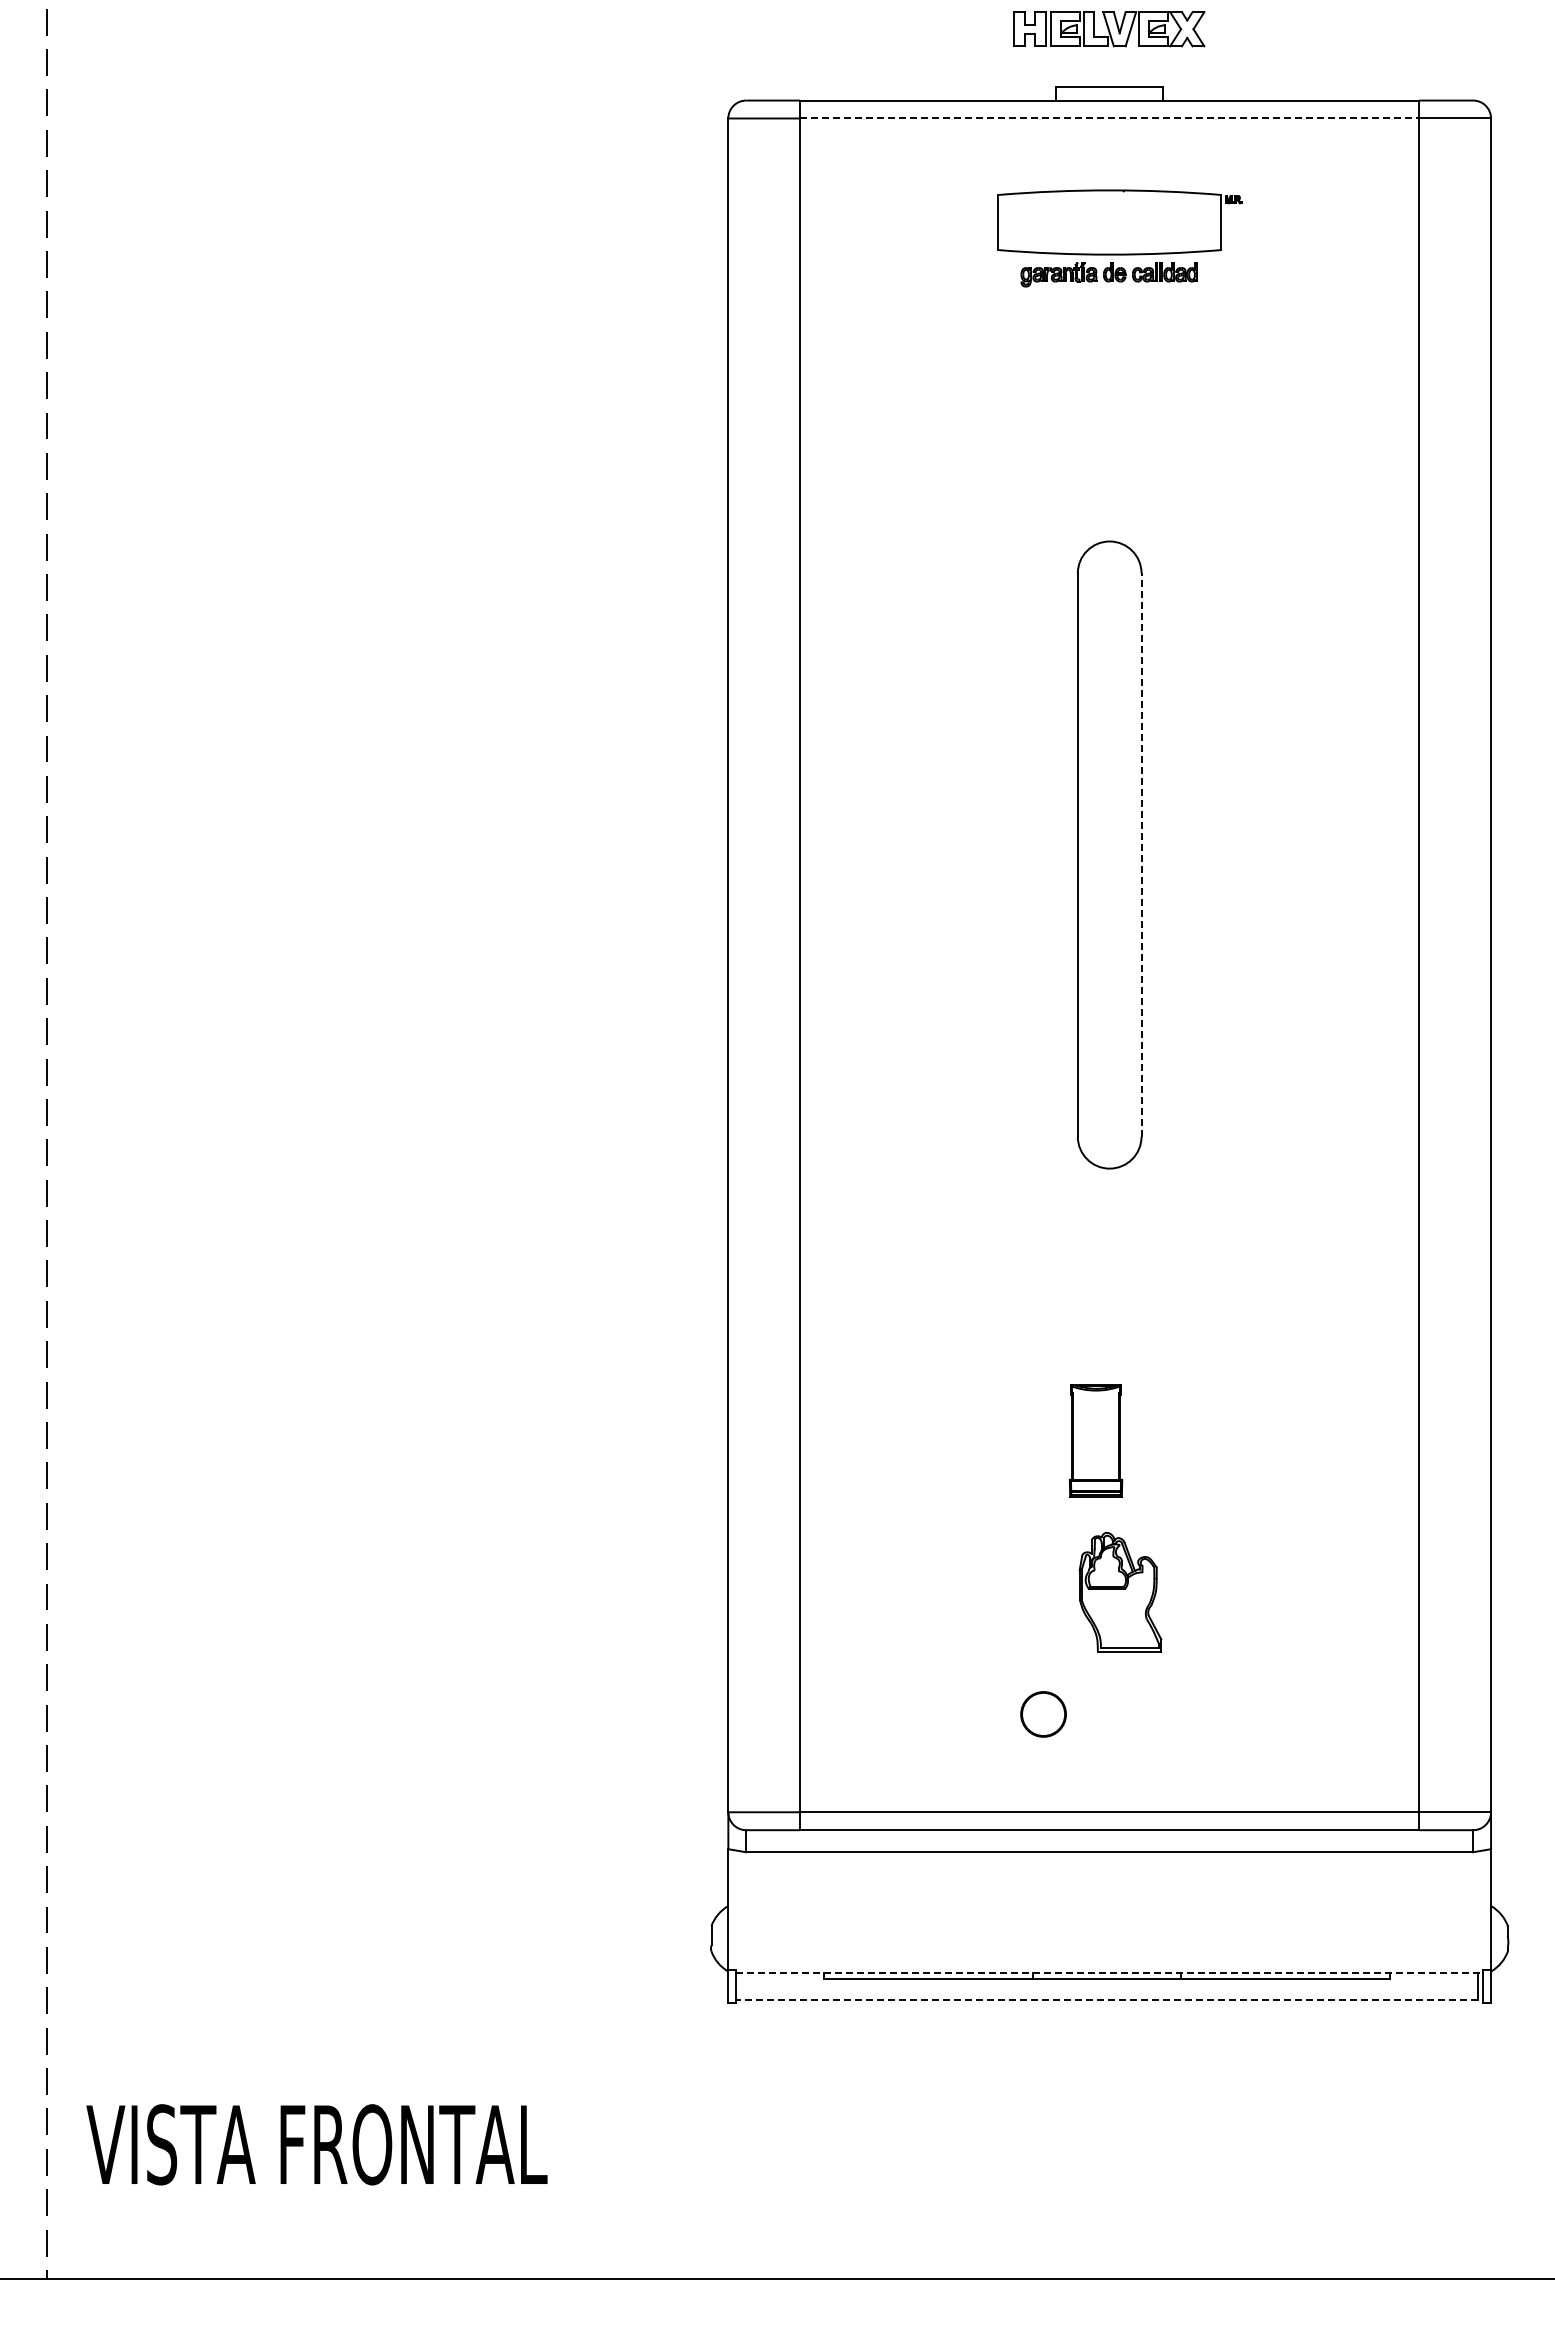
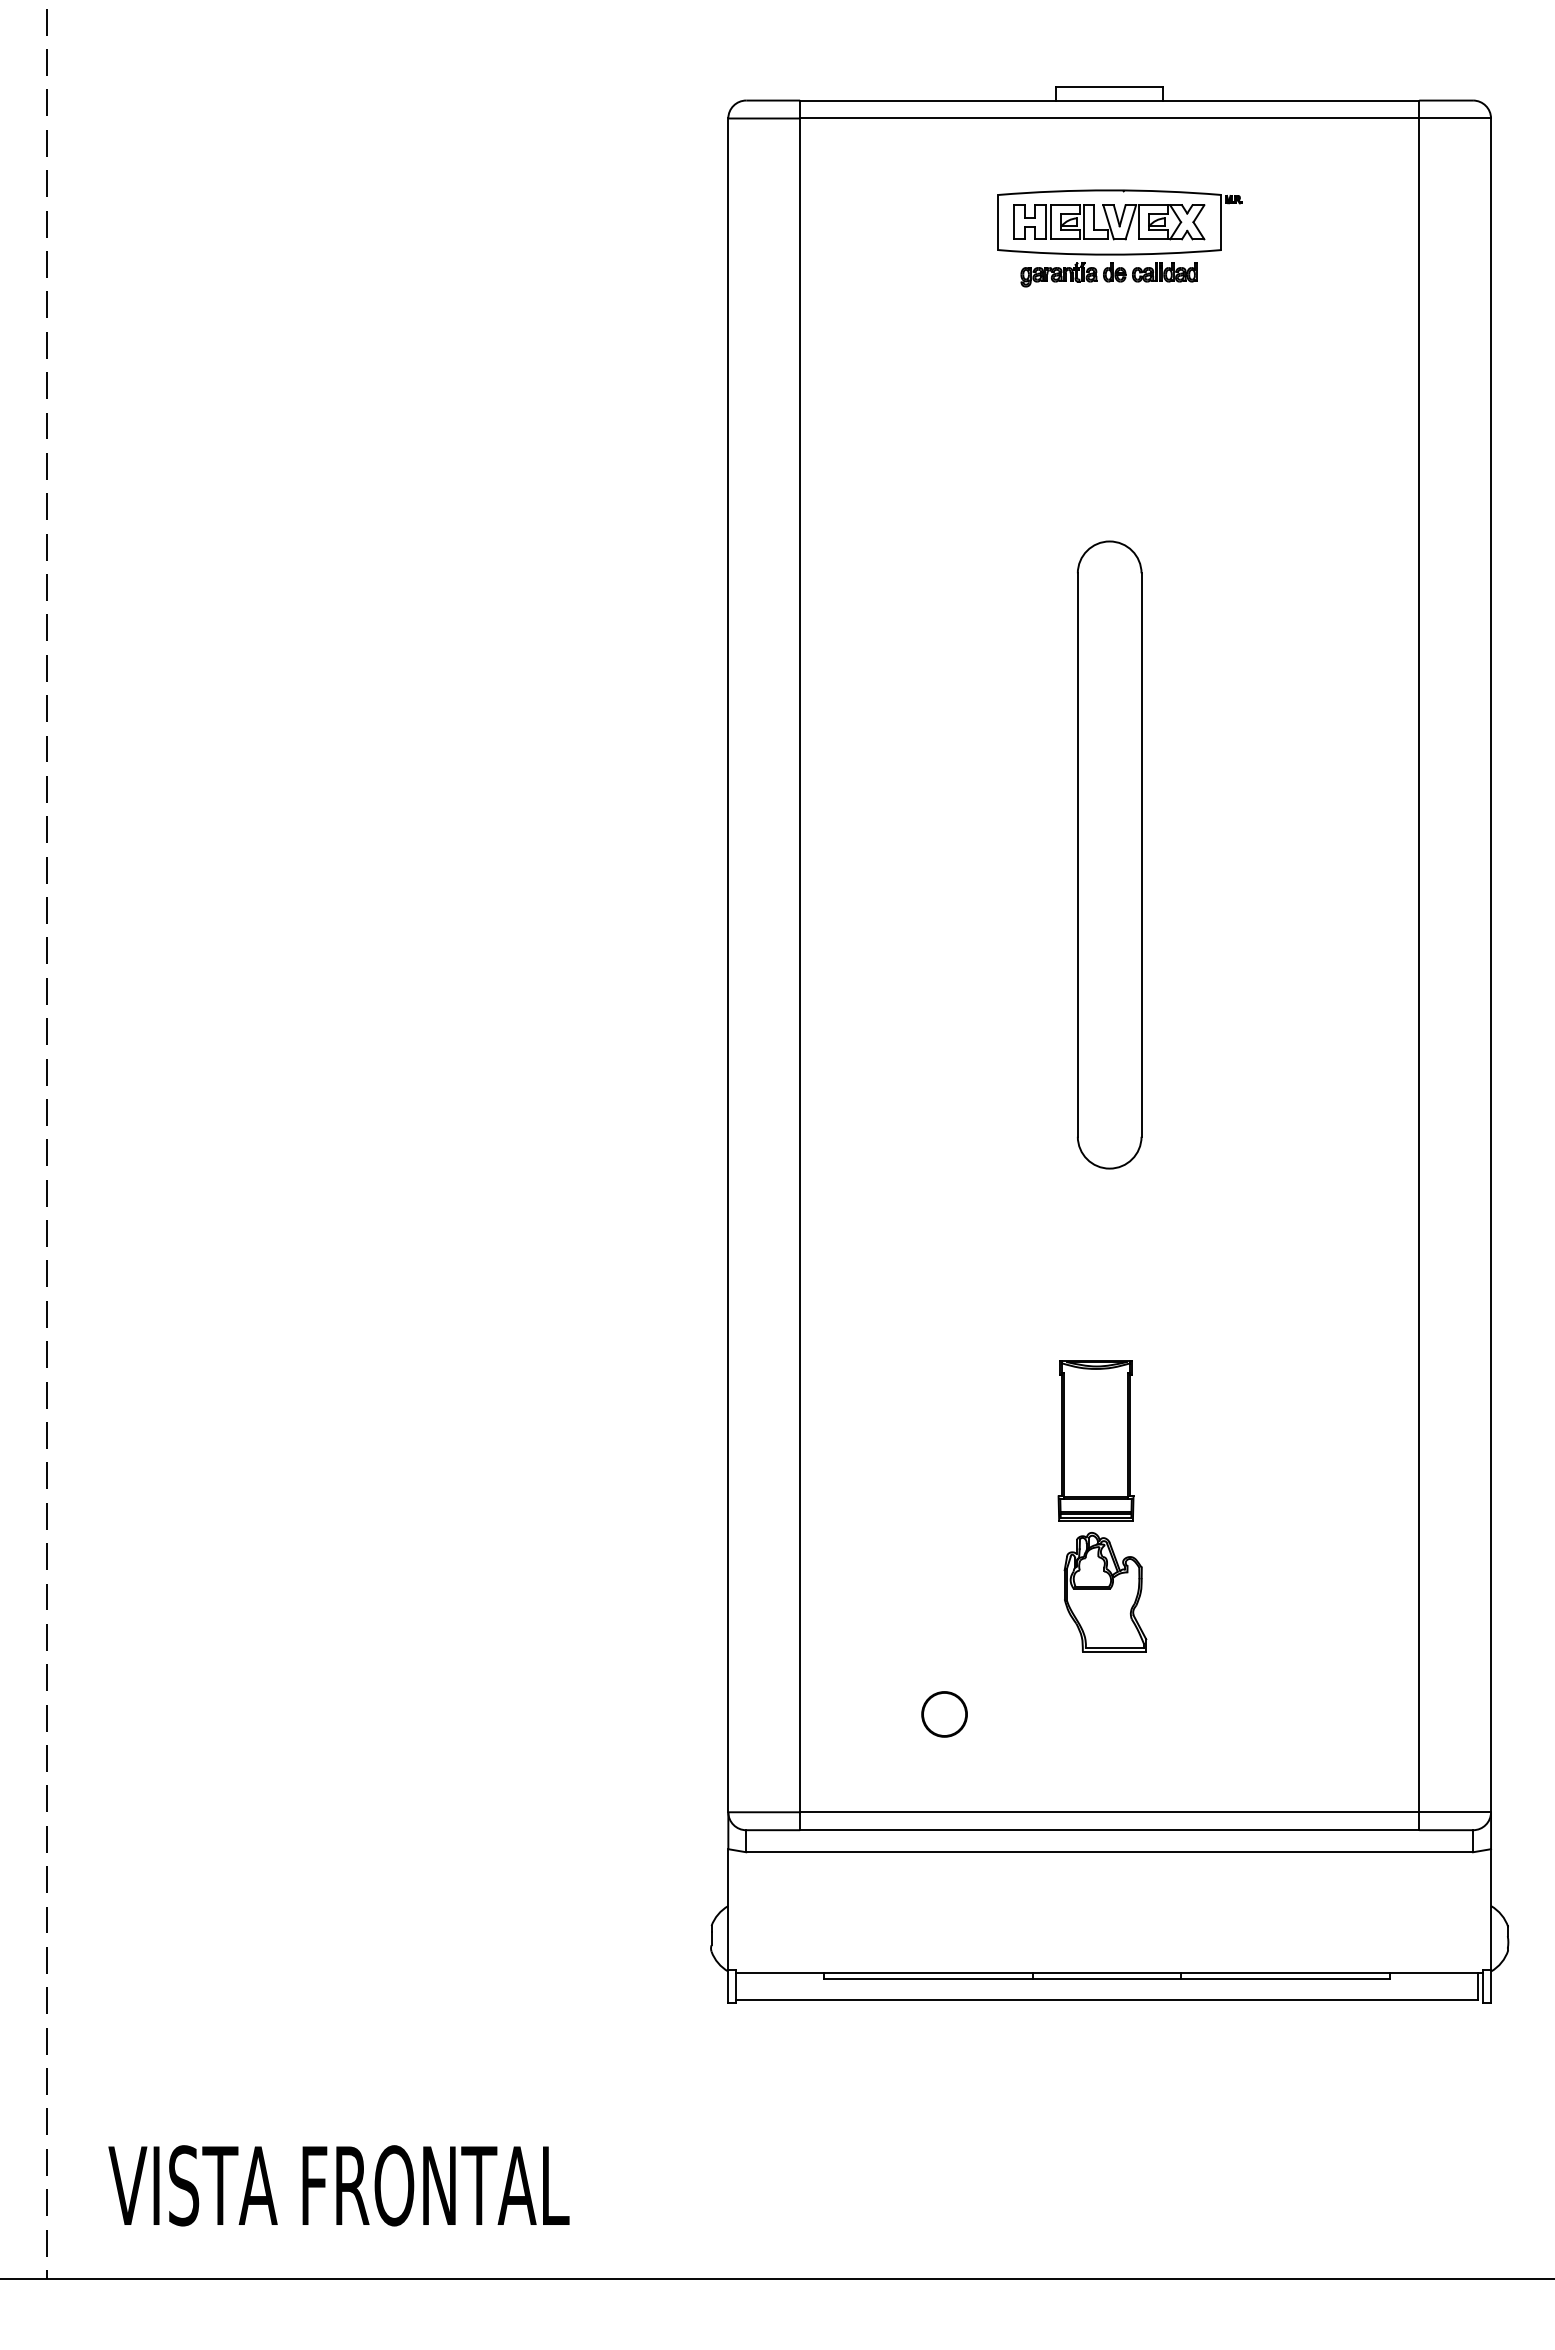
part position: (1109, 29) -> (1109, 222) (1109, 222)
line: dashed -> solid (1109, 118)
line: dashed -> solid (1141, 855)
part size: 56x114 px -> 78x162 px (1095, 1440)
part position: (1120, 1592) -> (1105, 1592) (1105, 1592)
circle position: (1043, 1714) -> (944, 1714) (944, 1714)
line: dashed -> solid (1110, 1973)
line: dashed -> solid (1107, 1999)
text position: (316, 2144) -> (338, 2185) (338, 2185)
